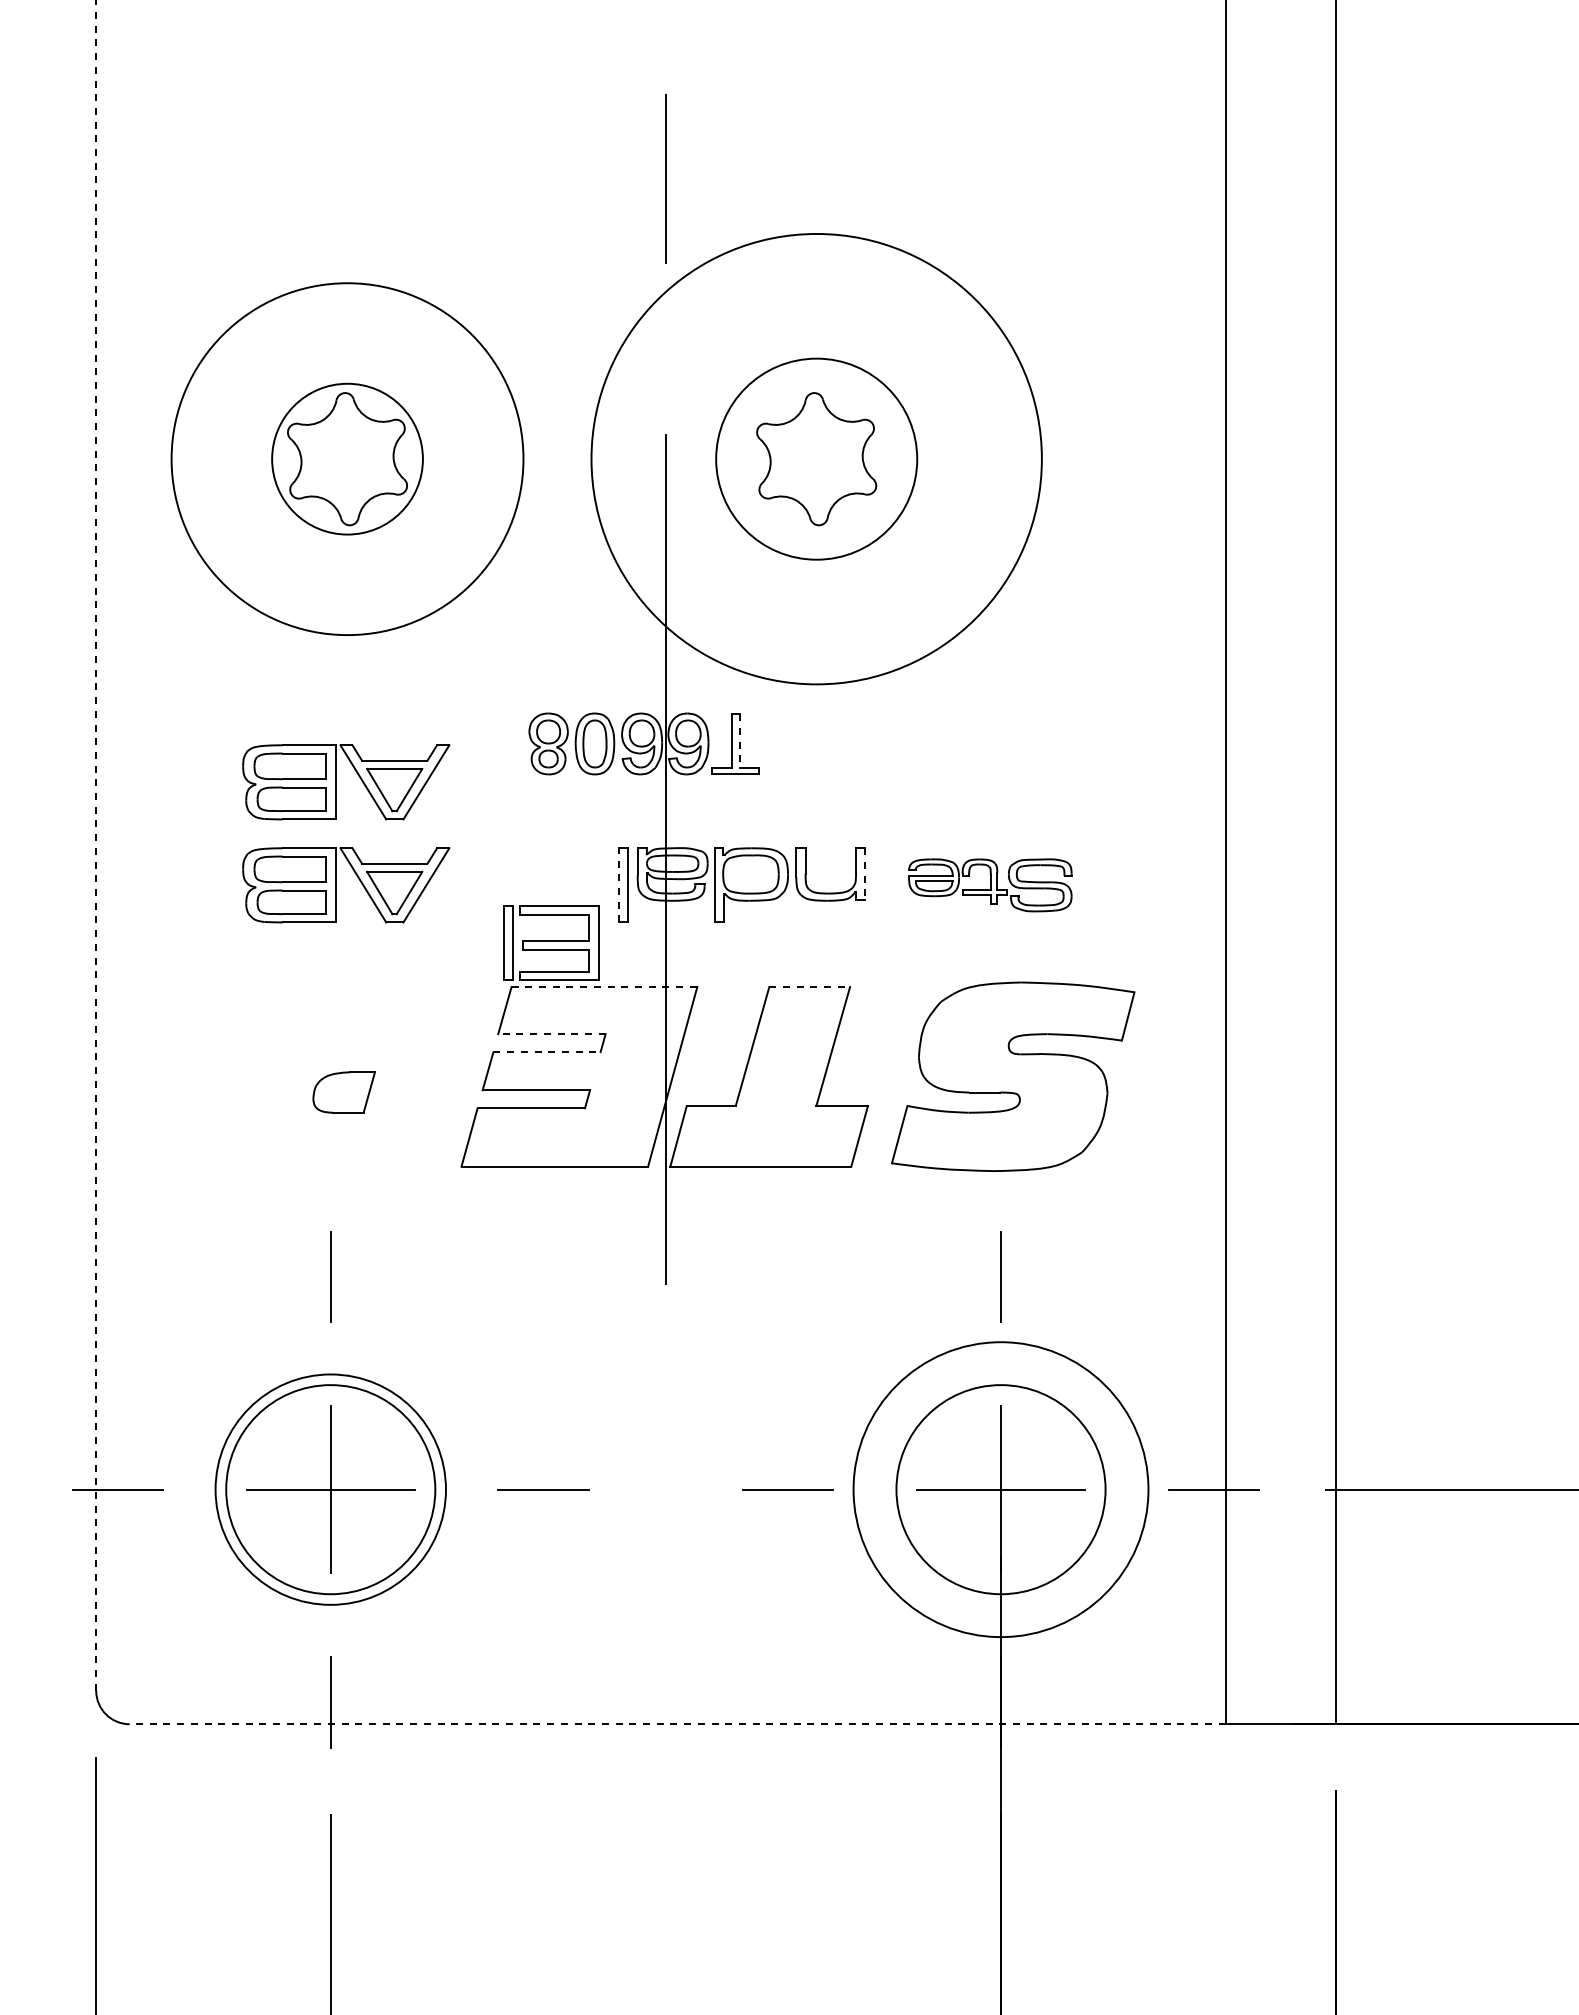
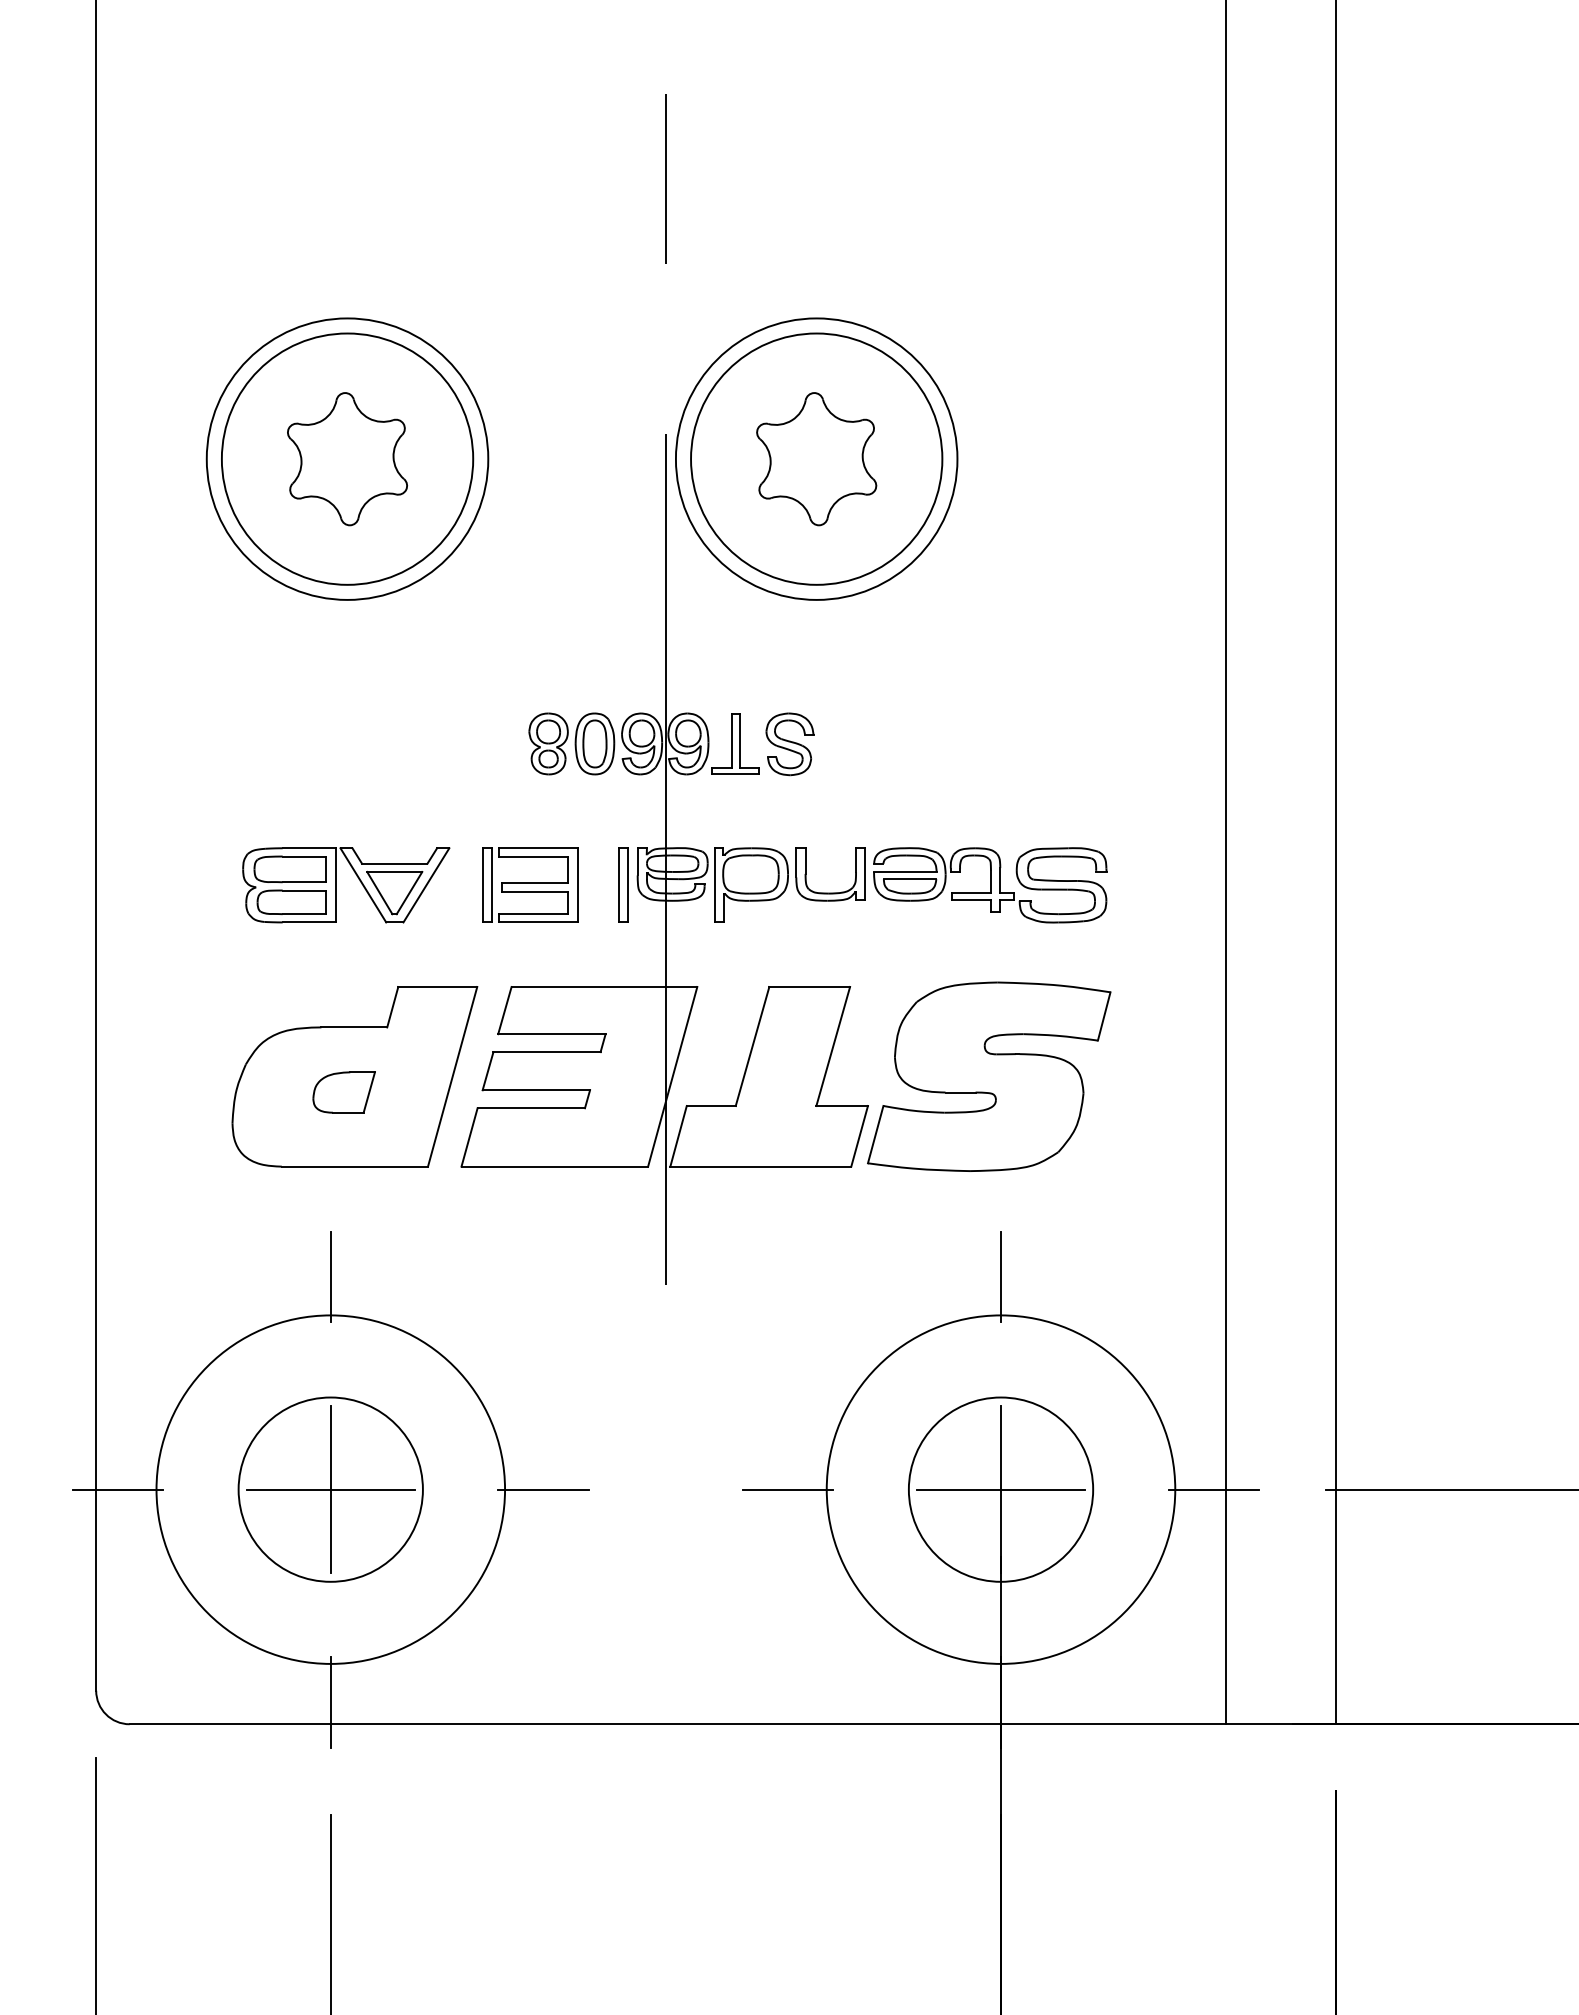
circle diameter: 151 px -> 251 px (347, 458)
circle diameter: 201 px -> 251 px (816, 458)
circle diameter: 450 px -> 281 px (816, 458)
circle diameter: 352 px -> 281 px (347, 458)
line: dashed -> solid (740, 740)
part: none -> present (789, 744)
part: present -> none (336, 782)
line: dashed -> solid (96, 845)
line: dashed -> solid (865, 874)
line: dashed -> solid (619, 884)
part size: 165x55 px -> 235x77 px (990, 885)
part position: (551, 942) -> (530, 884) (530, 884)
line: dashed -> solid (604, 987)
line: dashed -> solid (810, 987)
line: dashed -> solid (551, 1034)
line: dashed -> solid (547, 1052)
part: none -> present (354, 1076)
part position: (1013, 1076) -> (989, 1076) (989, 1076)
circle diameter: 209 px -> 349 px (330, 1489)
circle diameter: 230 px -> 184 px (330, 1489)
circle diameter: 209 px -> 349 px (1000, 1489)
circle diameter: 295 px -> 184 px (1000, 1489)
line: dashed -> solid (677, 1724)
